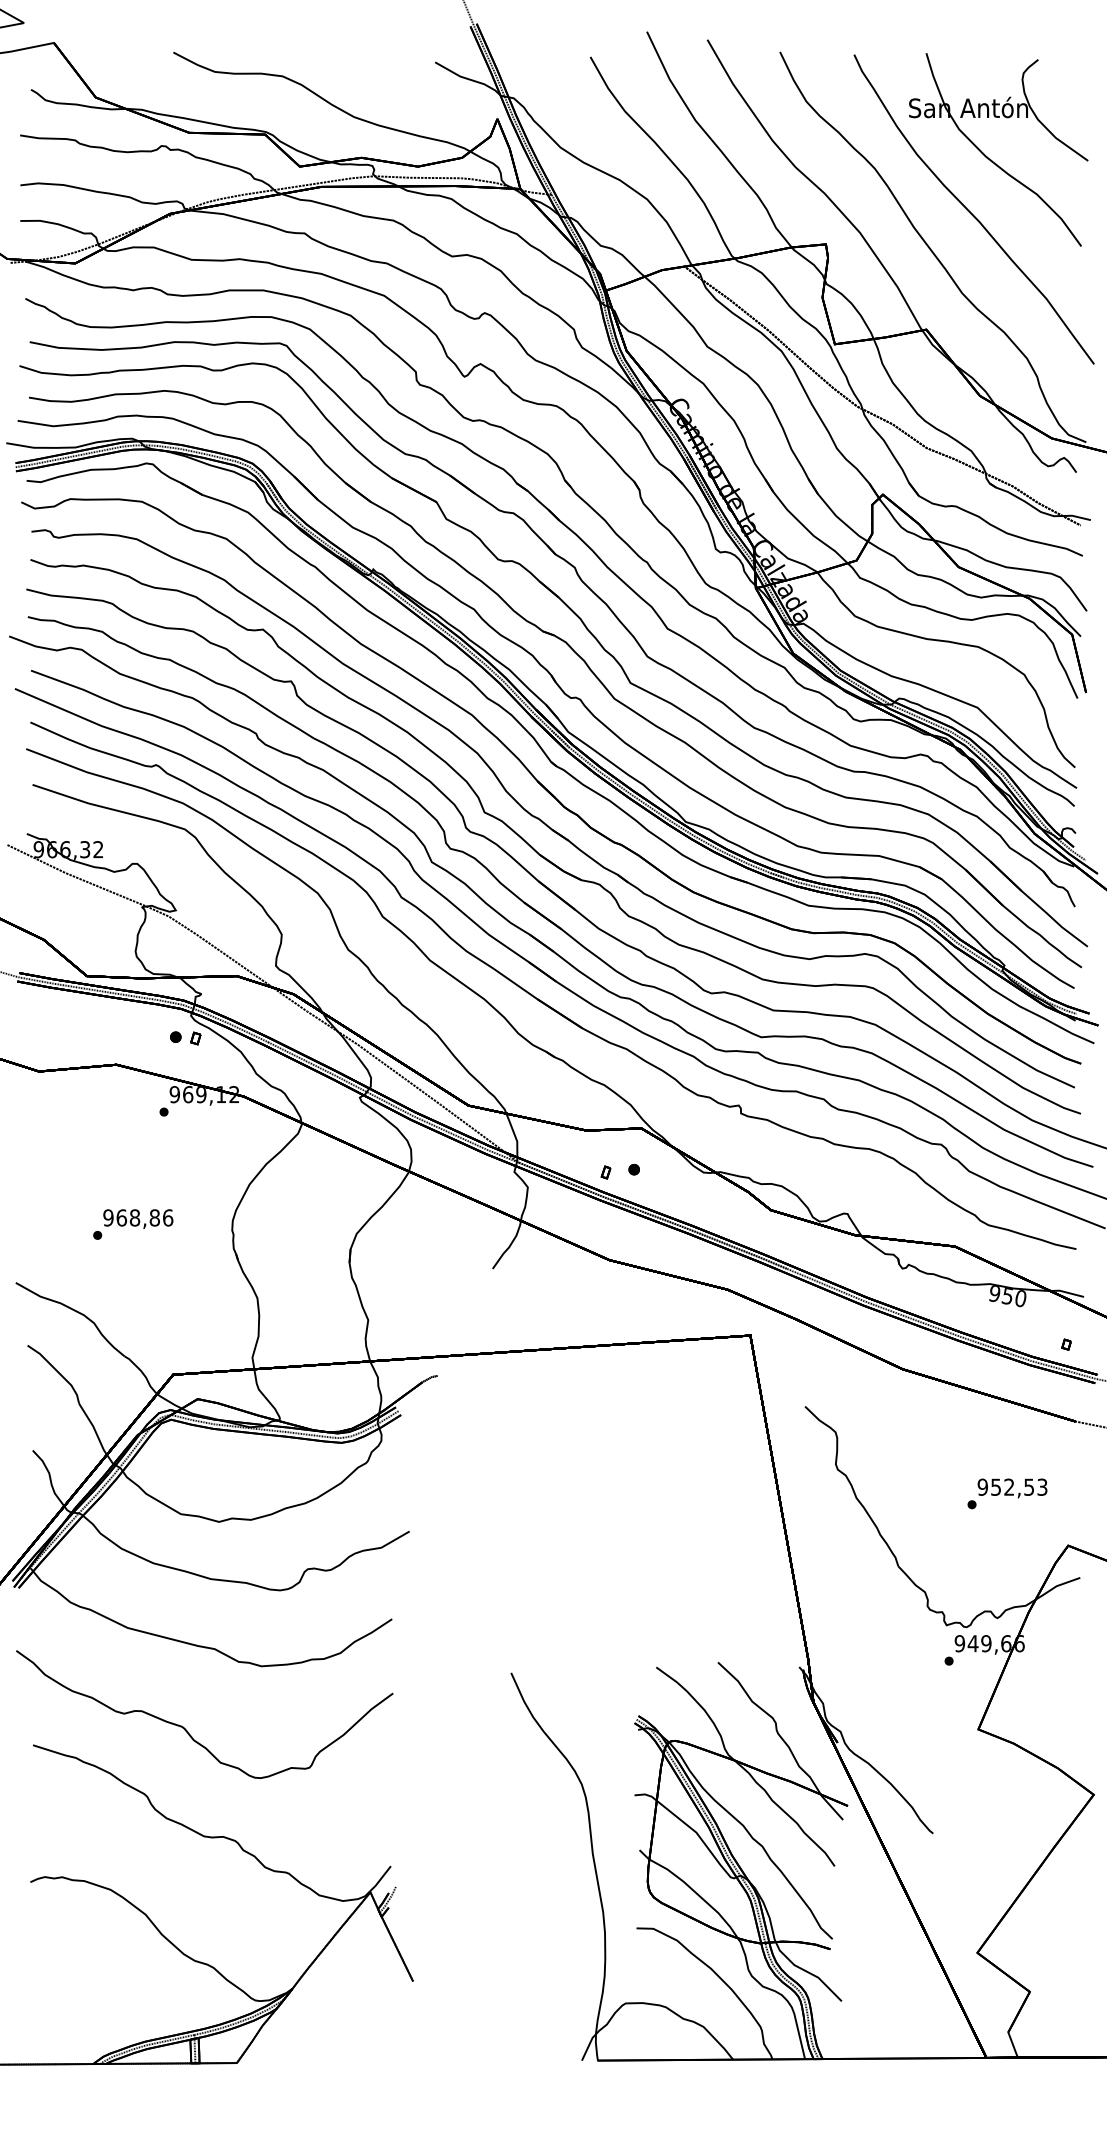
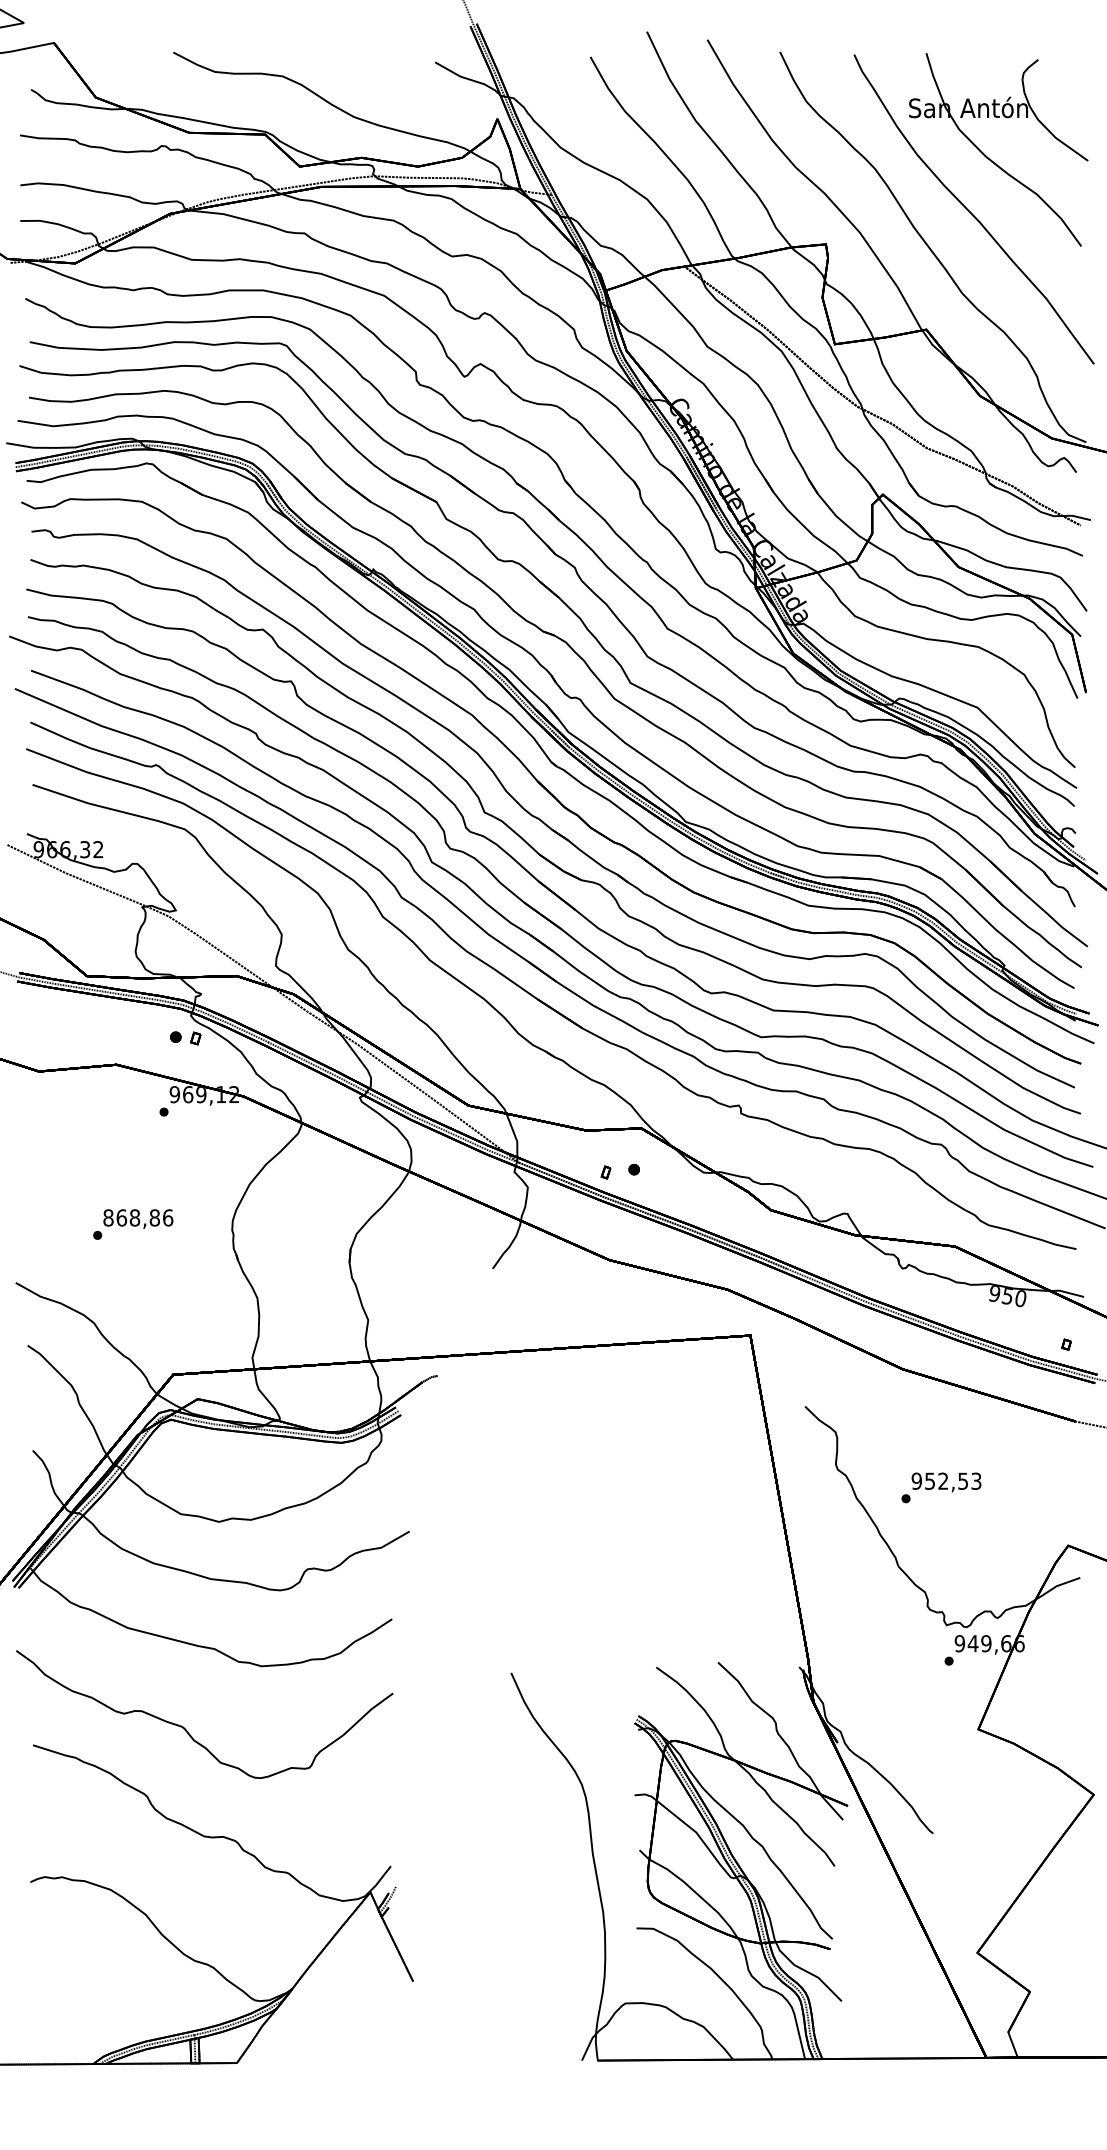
text: 968,86 -> 868,86 (108, 1217)
text position: (1007, 1493) -> (941, 1487) (941, 1487)
